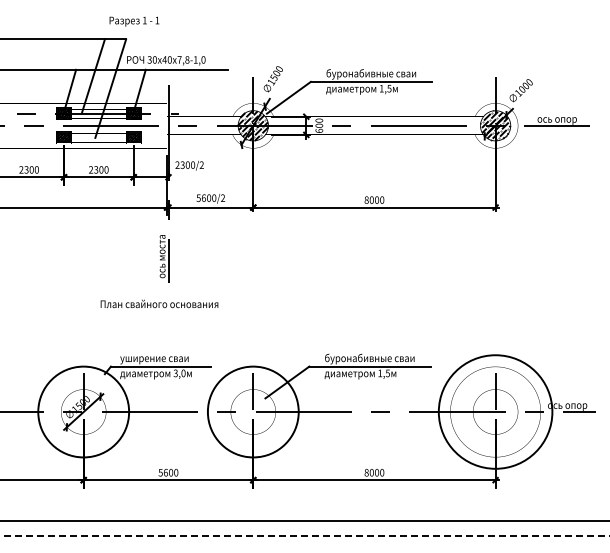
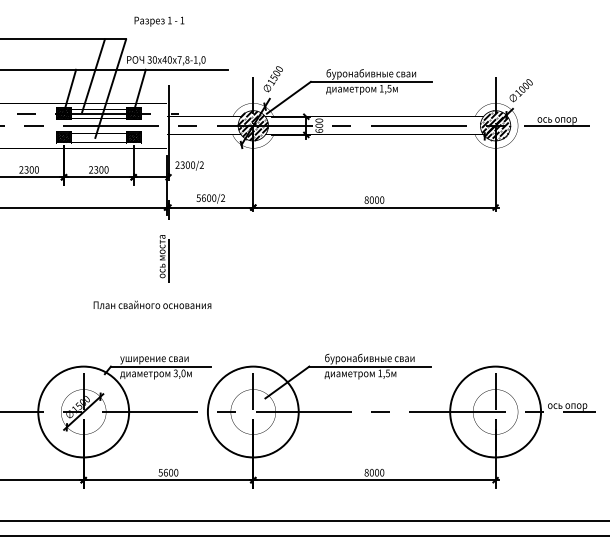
text position: (134, 21) -> (159, 21) (159, 21)
text position: (159, 303) -> (152, 304) (152, 304)
circle diameter: 114 px -> 91 px (495, 411)
line: dashed -> solid (305, 536)
